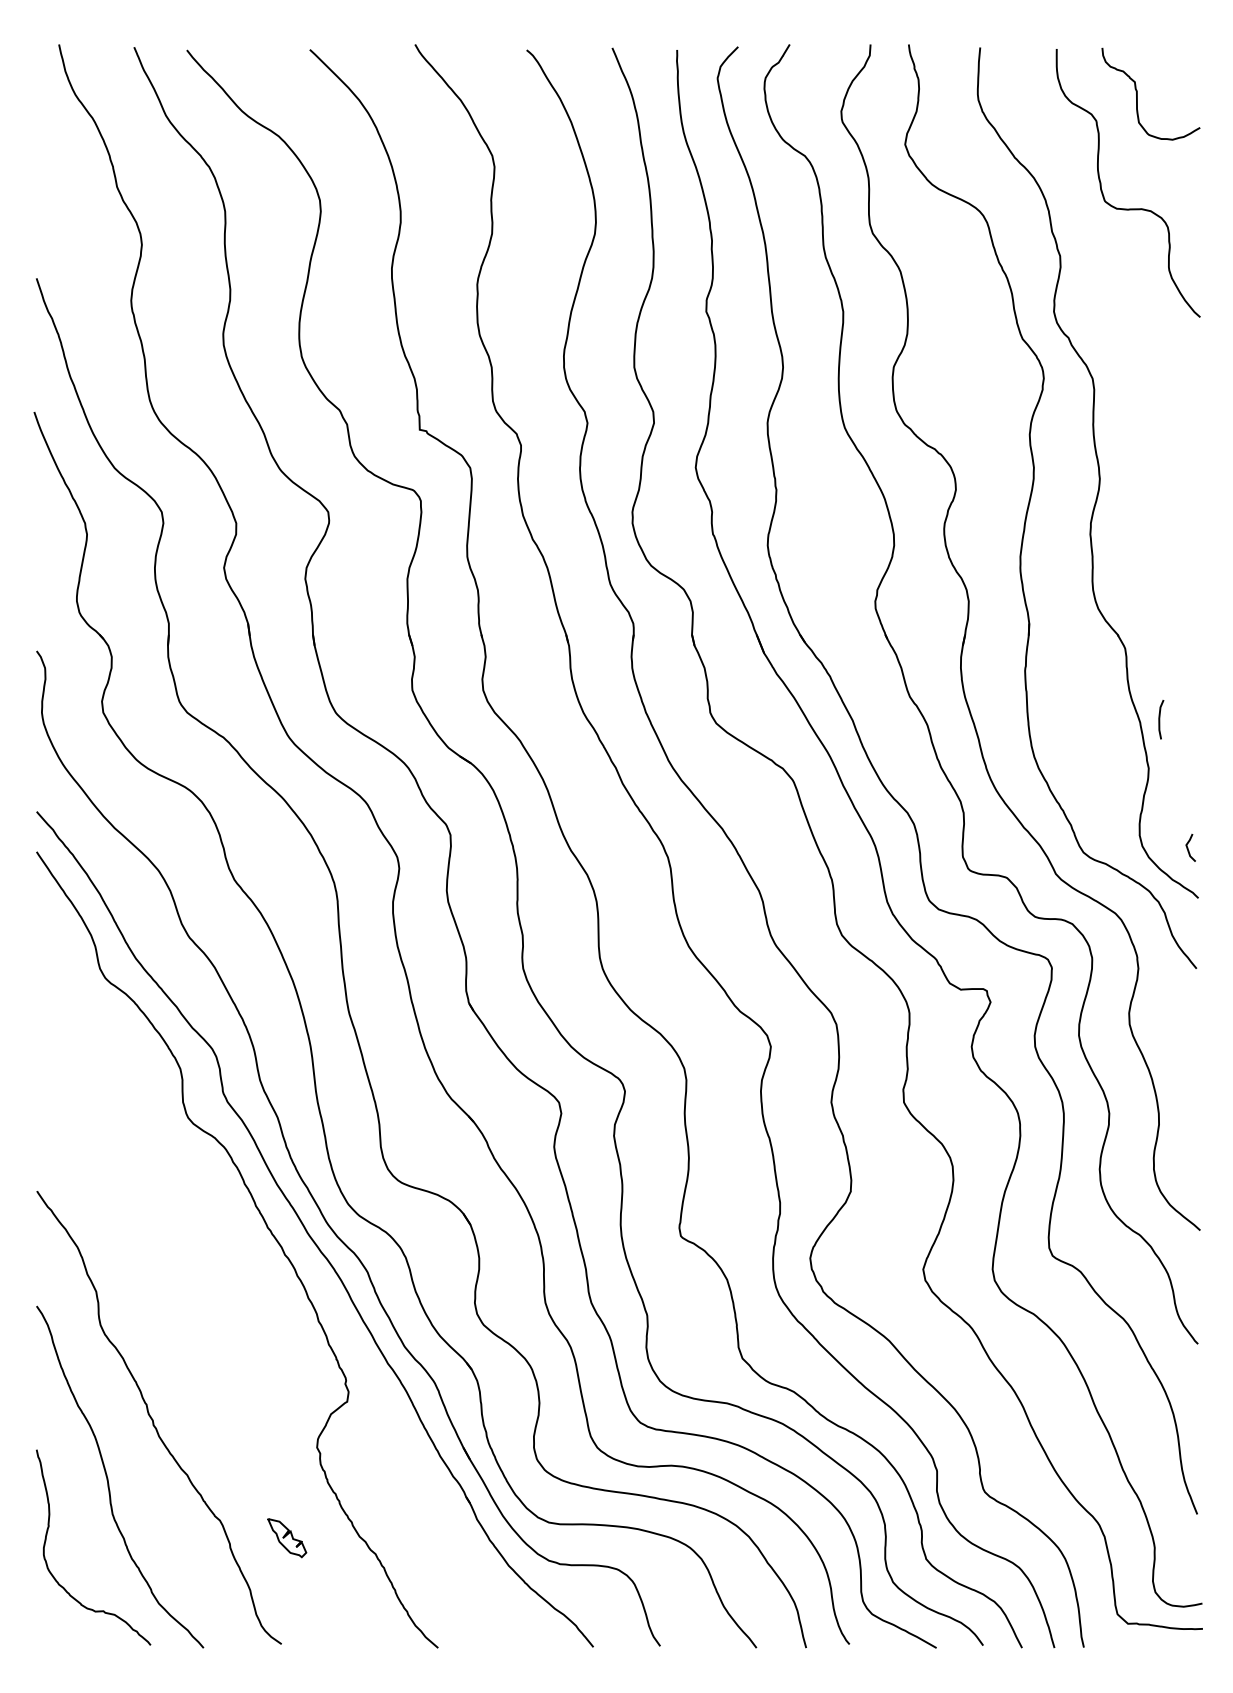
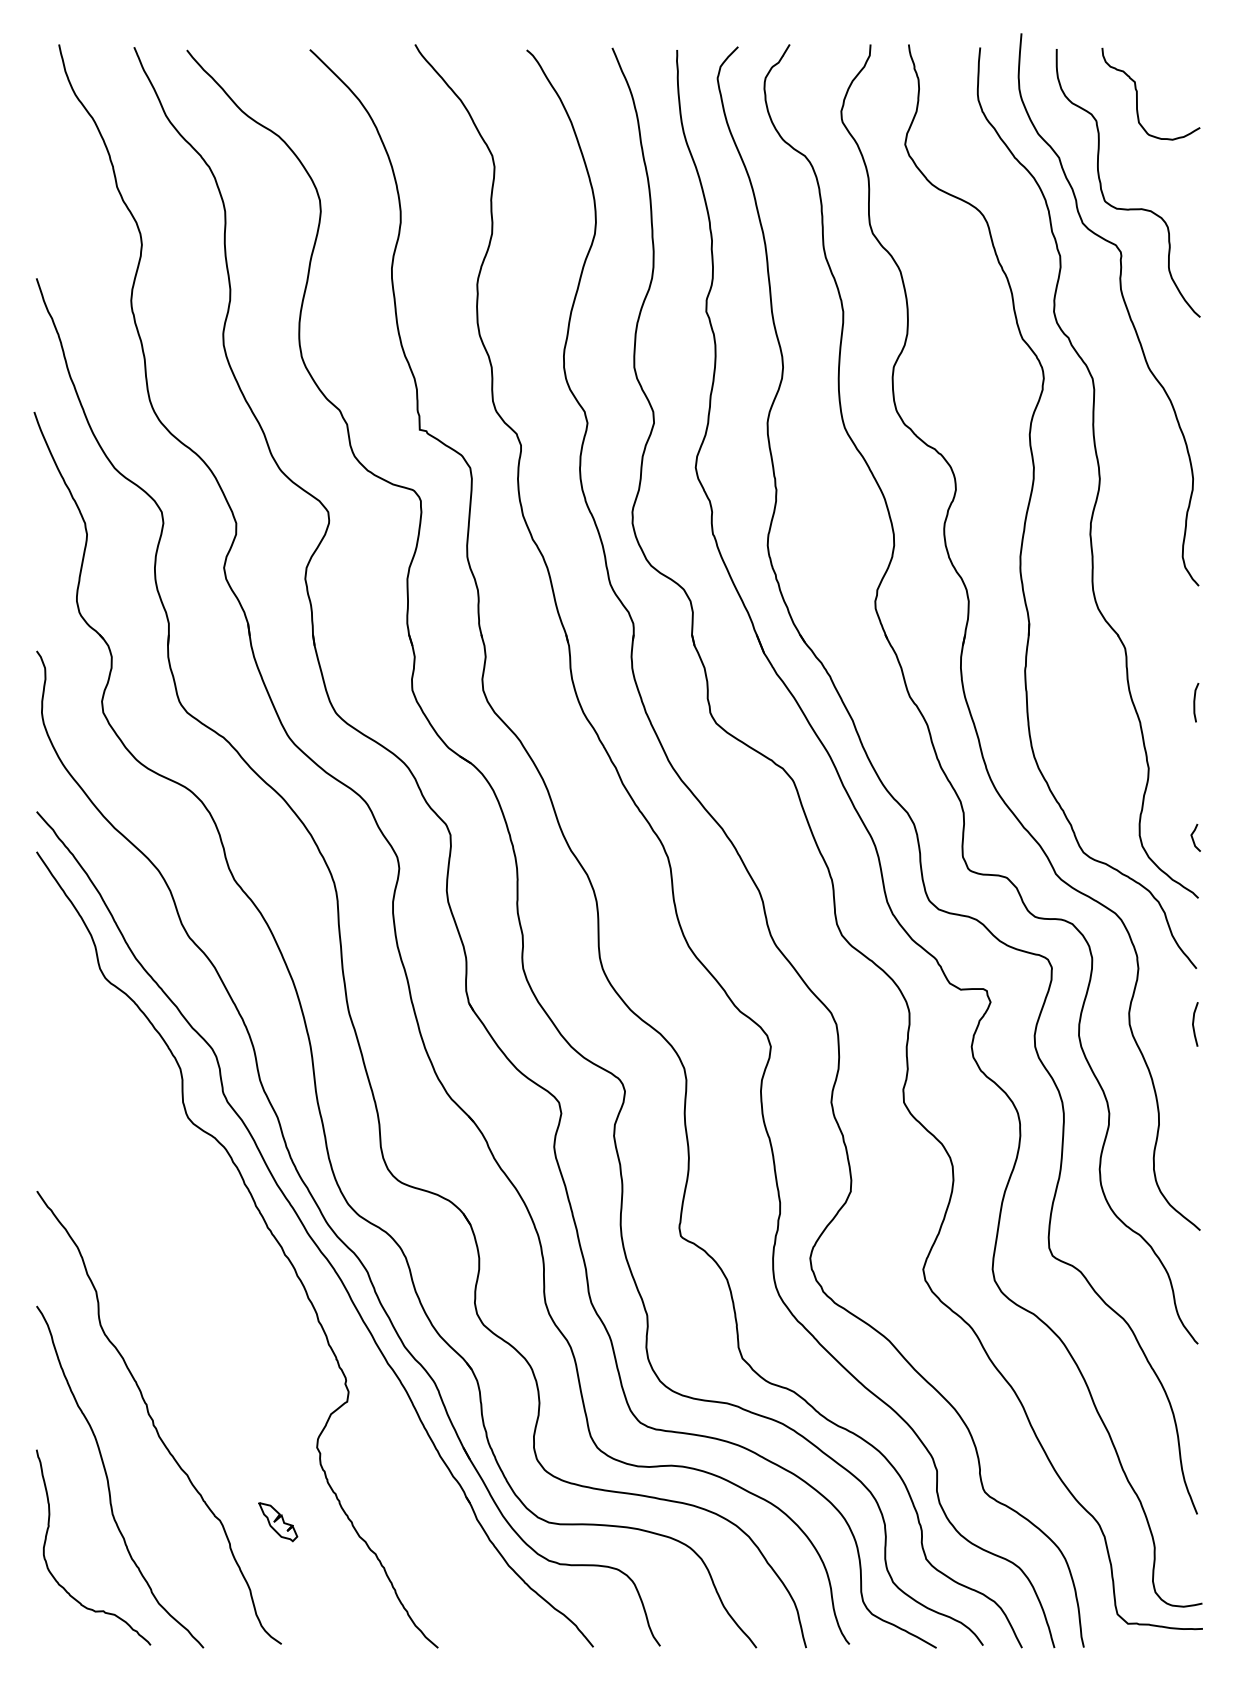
curve: none -> present (1123, 302)
line position: (1160, 719) -> (1195, 702) (1195, 702)
line position: (1188, 847) -> (1193, 837) (1193, 837)
curve: none -> present (1193, 1024)
part position: (287, 1538) -> (278, 1522) (278, 1522)
